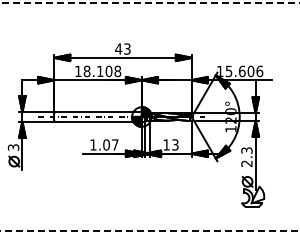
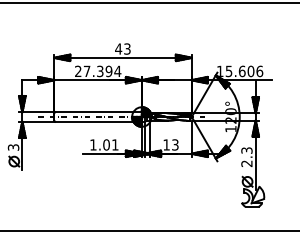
line: dashed -> solid (149, 2)
text: 18.108 -> 27.394 (98, 71)
text: 1.07 -> 1.01 (115, 144)
line: dashed -> solid (149, 231)
